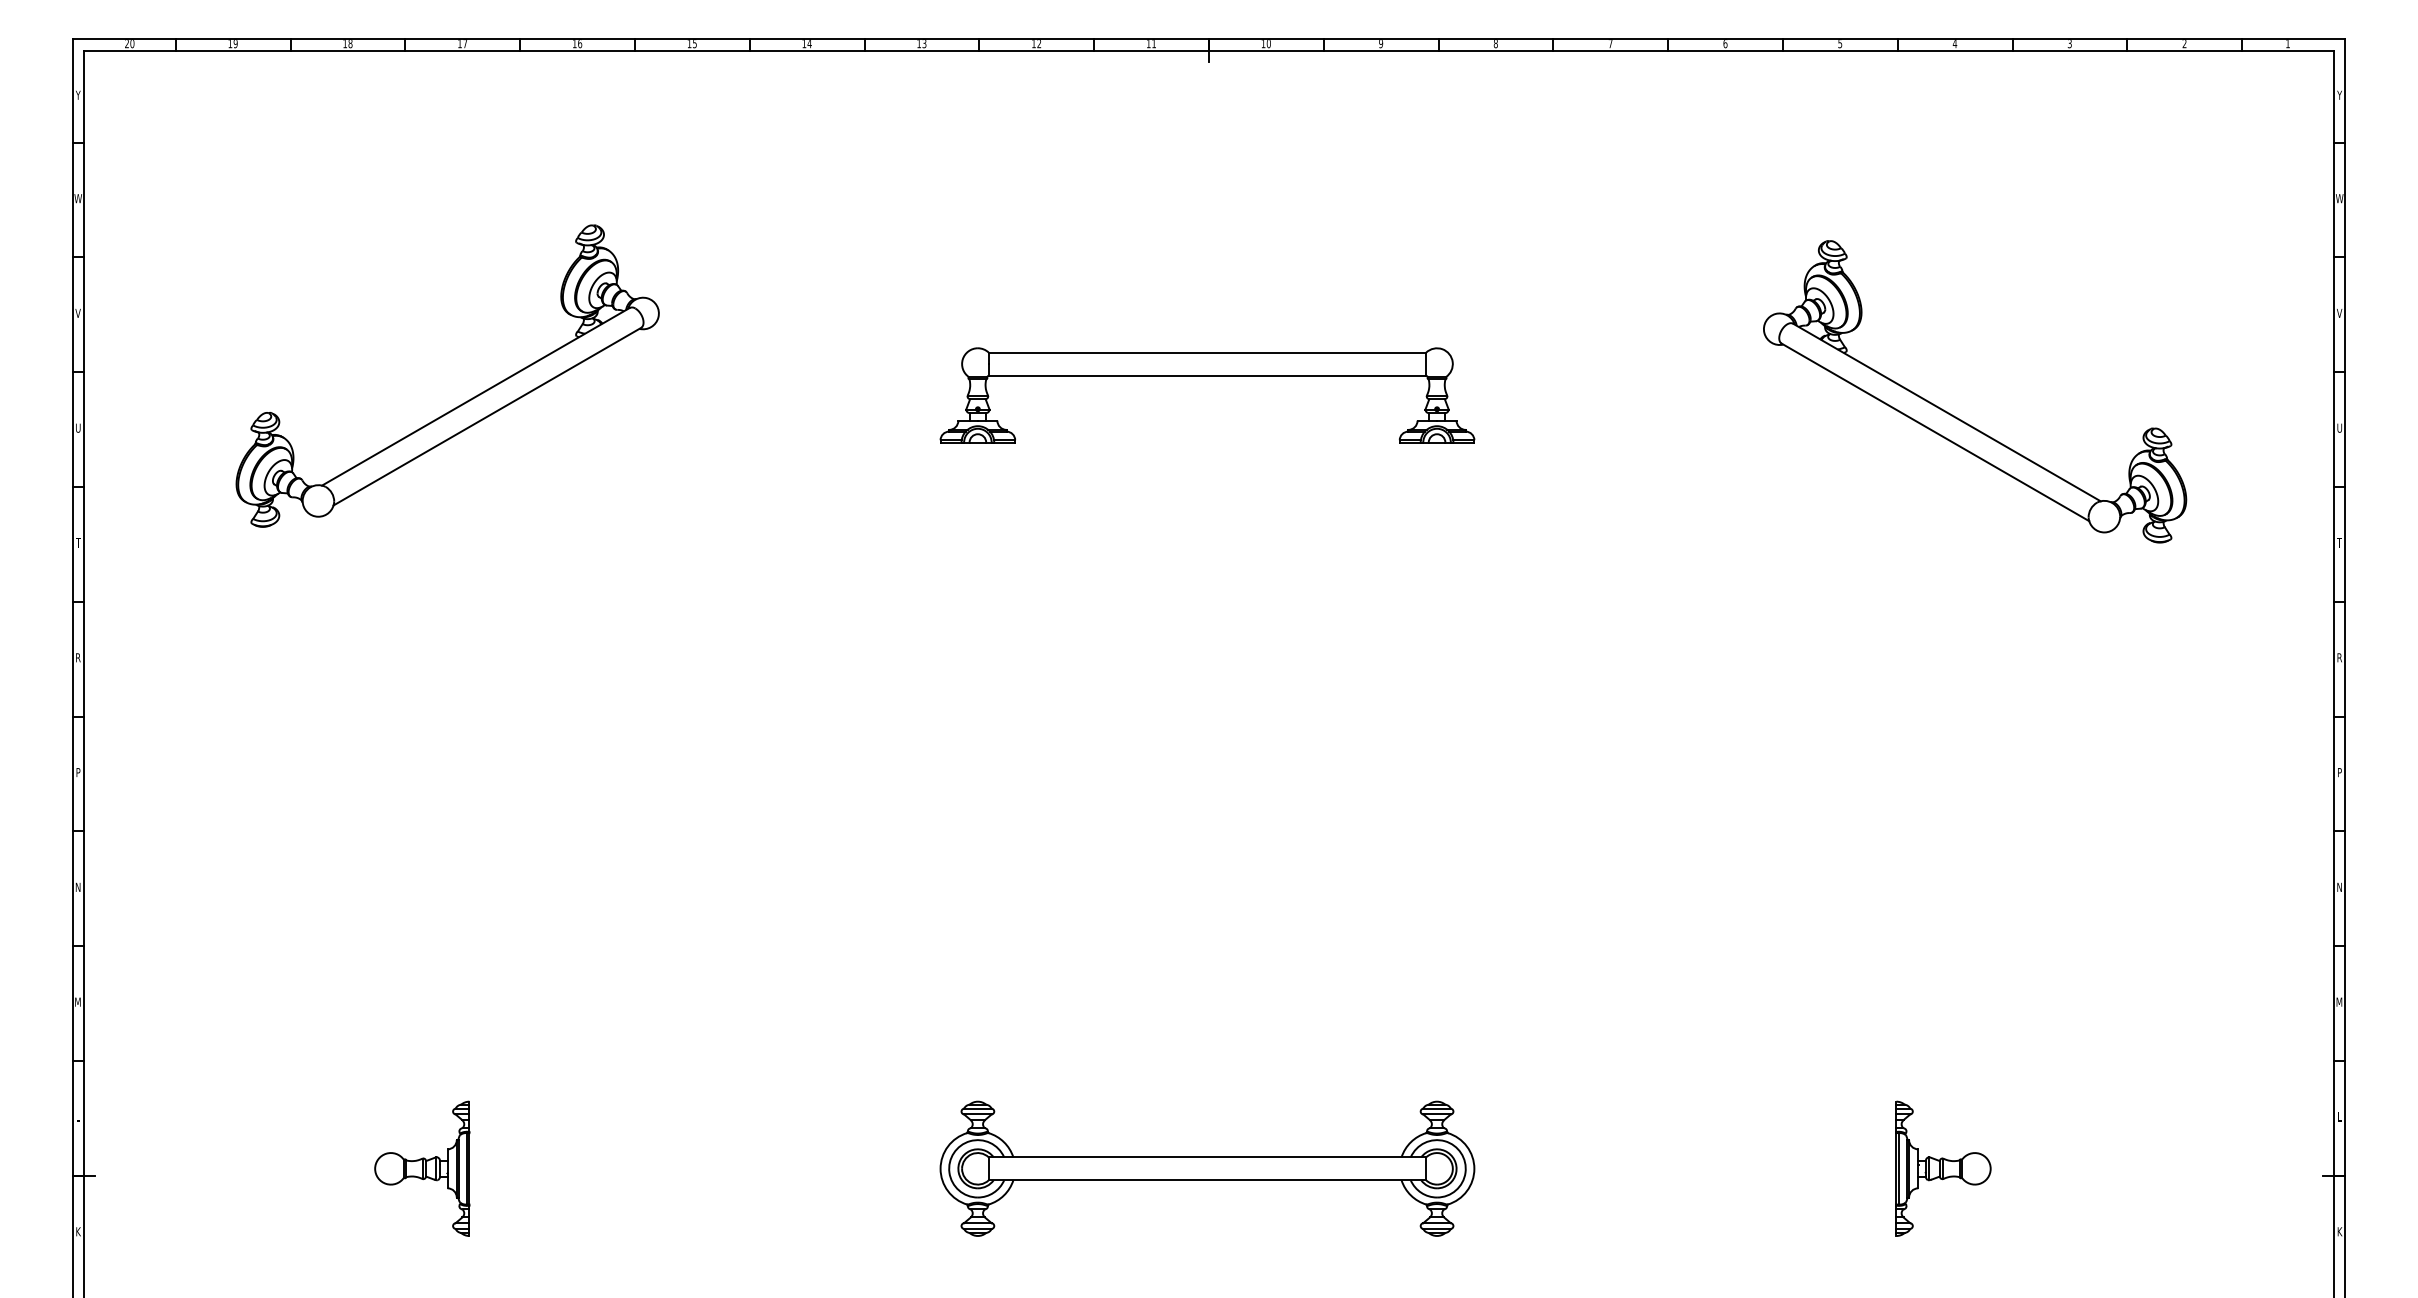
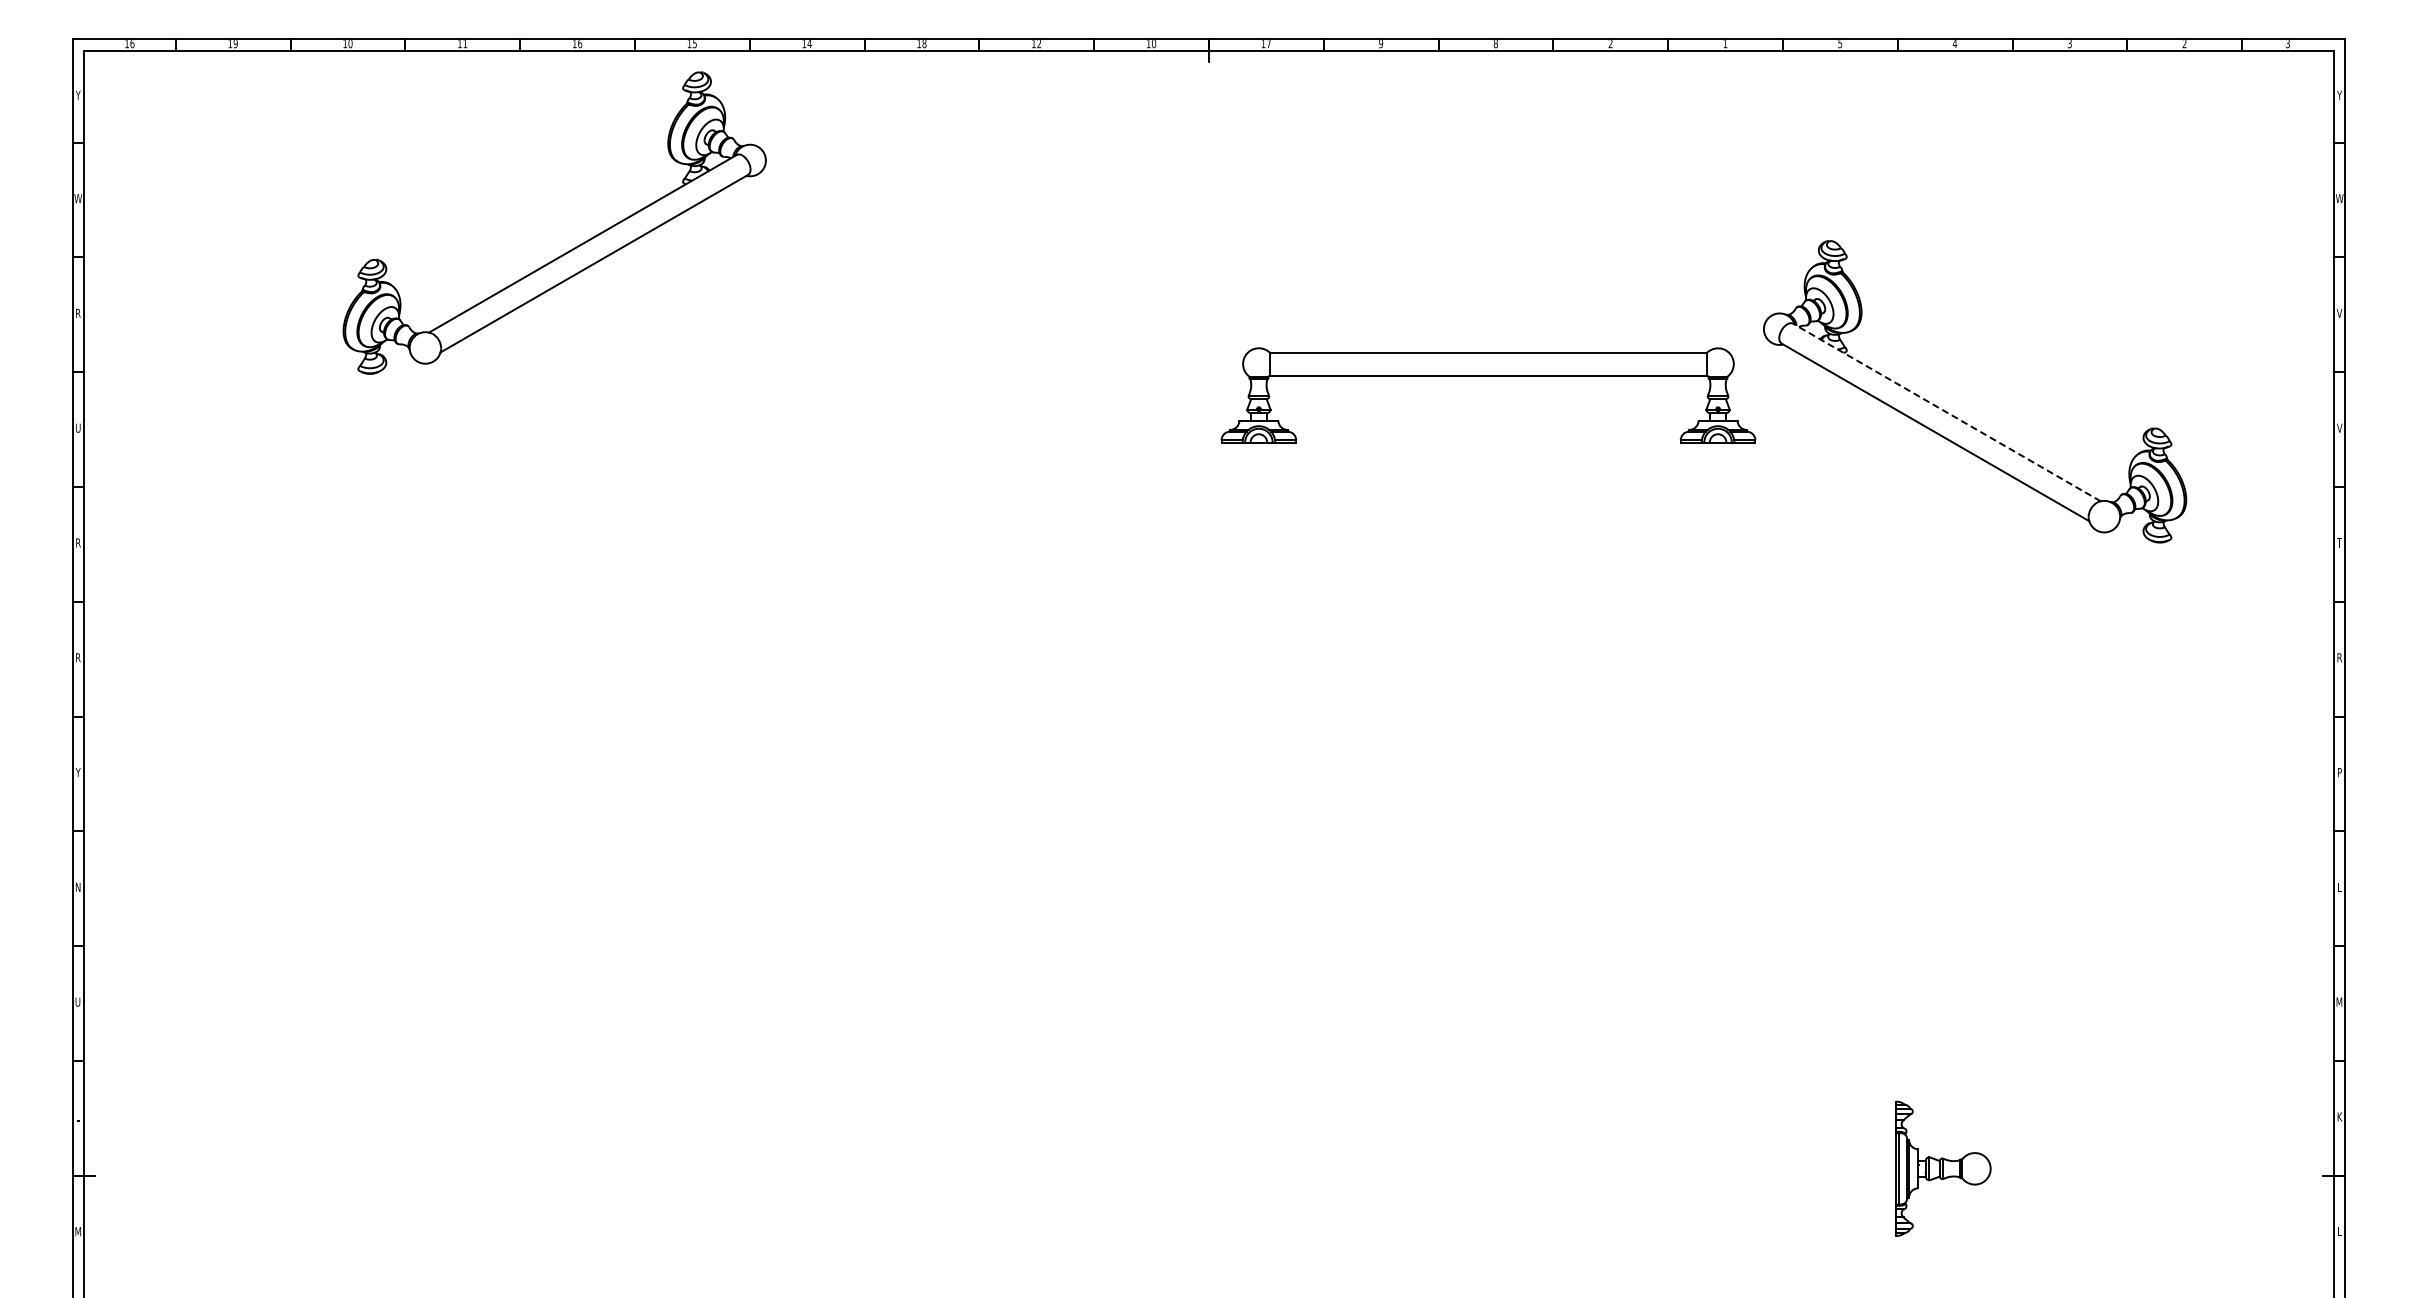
text: 20 -> 16 (129, 43)
text: 18 -> 10 (350, 43)
text: 17 -> 11 (465, 44)
text: 13 -> 18 (924, 44)
text: 11 -> 10 (1154, 44)
text: 10 -> 17 (1268, 44)
text: 7 -> 2 (1610, 44)
text: 6 -> 1 (1725, 44)
text: 1 -> 3 (2287, 44)
text: V -> R (77, 312)
part position: (1207, 376) -> (1488, 376) (1488, 376)
part position: (463, 402) -> (570, 249) (570, 249)
line: solid -> dashed (1946, 412)
text: U -> V (2339, 427)
text: T -> R (78, 542)
text: P -> Y (77, 772)
text: N -> L (2339, 886)
text: M -> U (77, 1001)
text: L -> K (2339, 1116)
part: present -> none (422, 1168)
part: present -> none (1207, 1168)
text: K -> M (77, 1231)
text: K -> L (2339, 1231)
